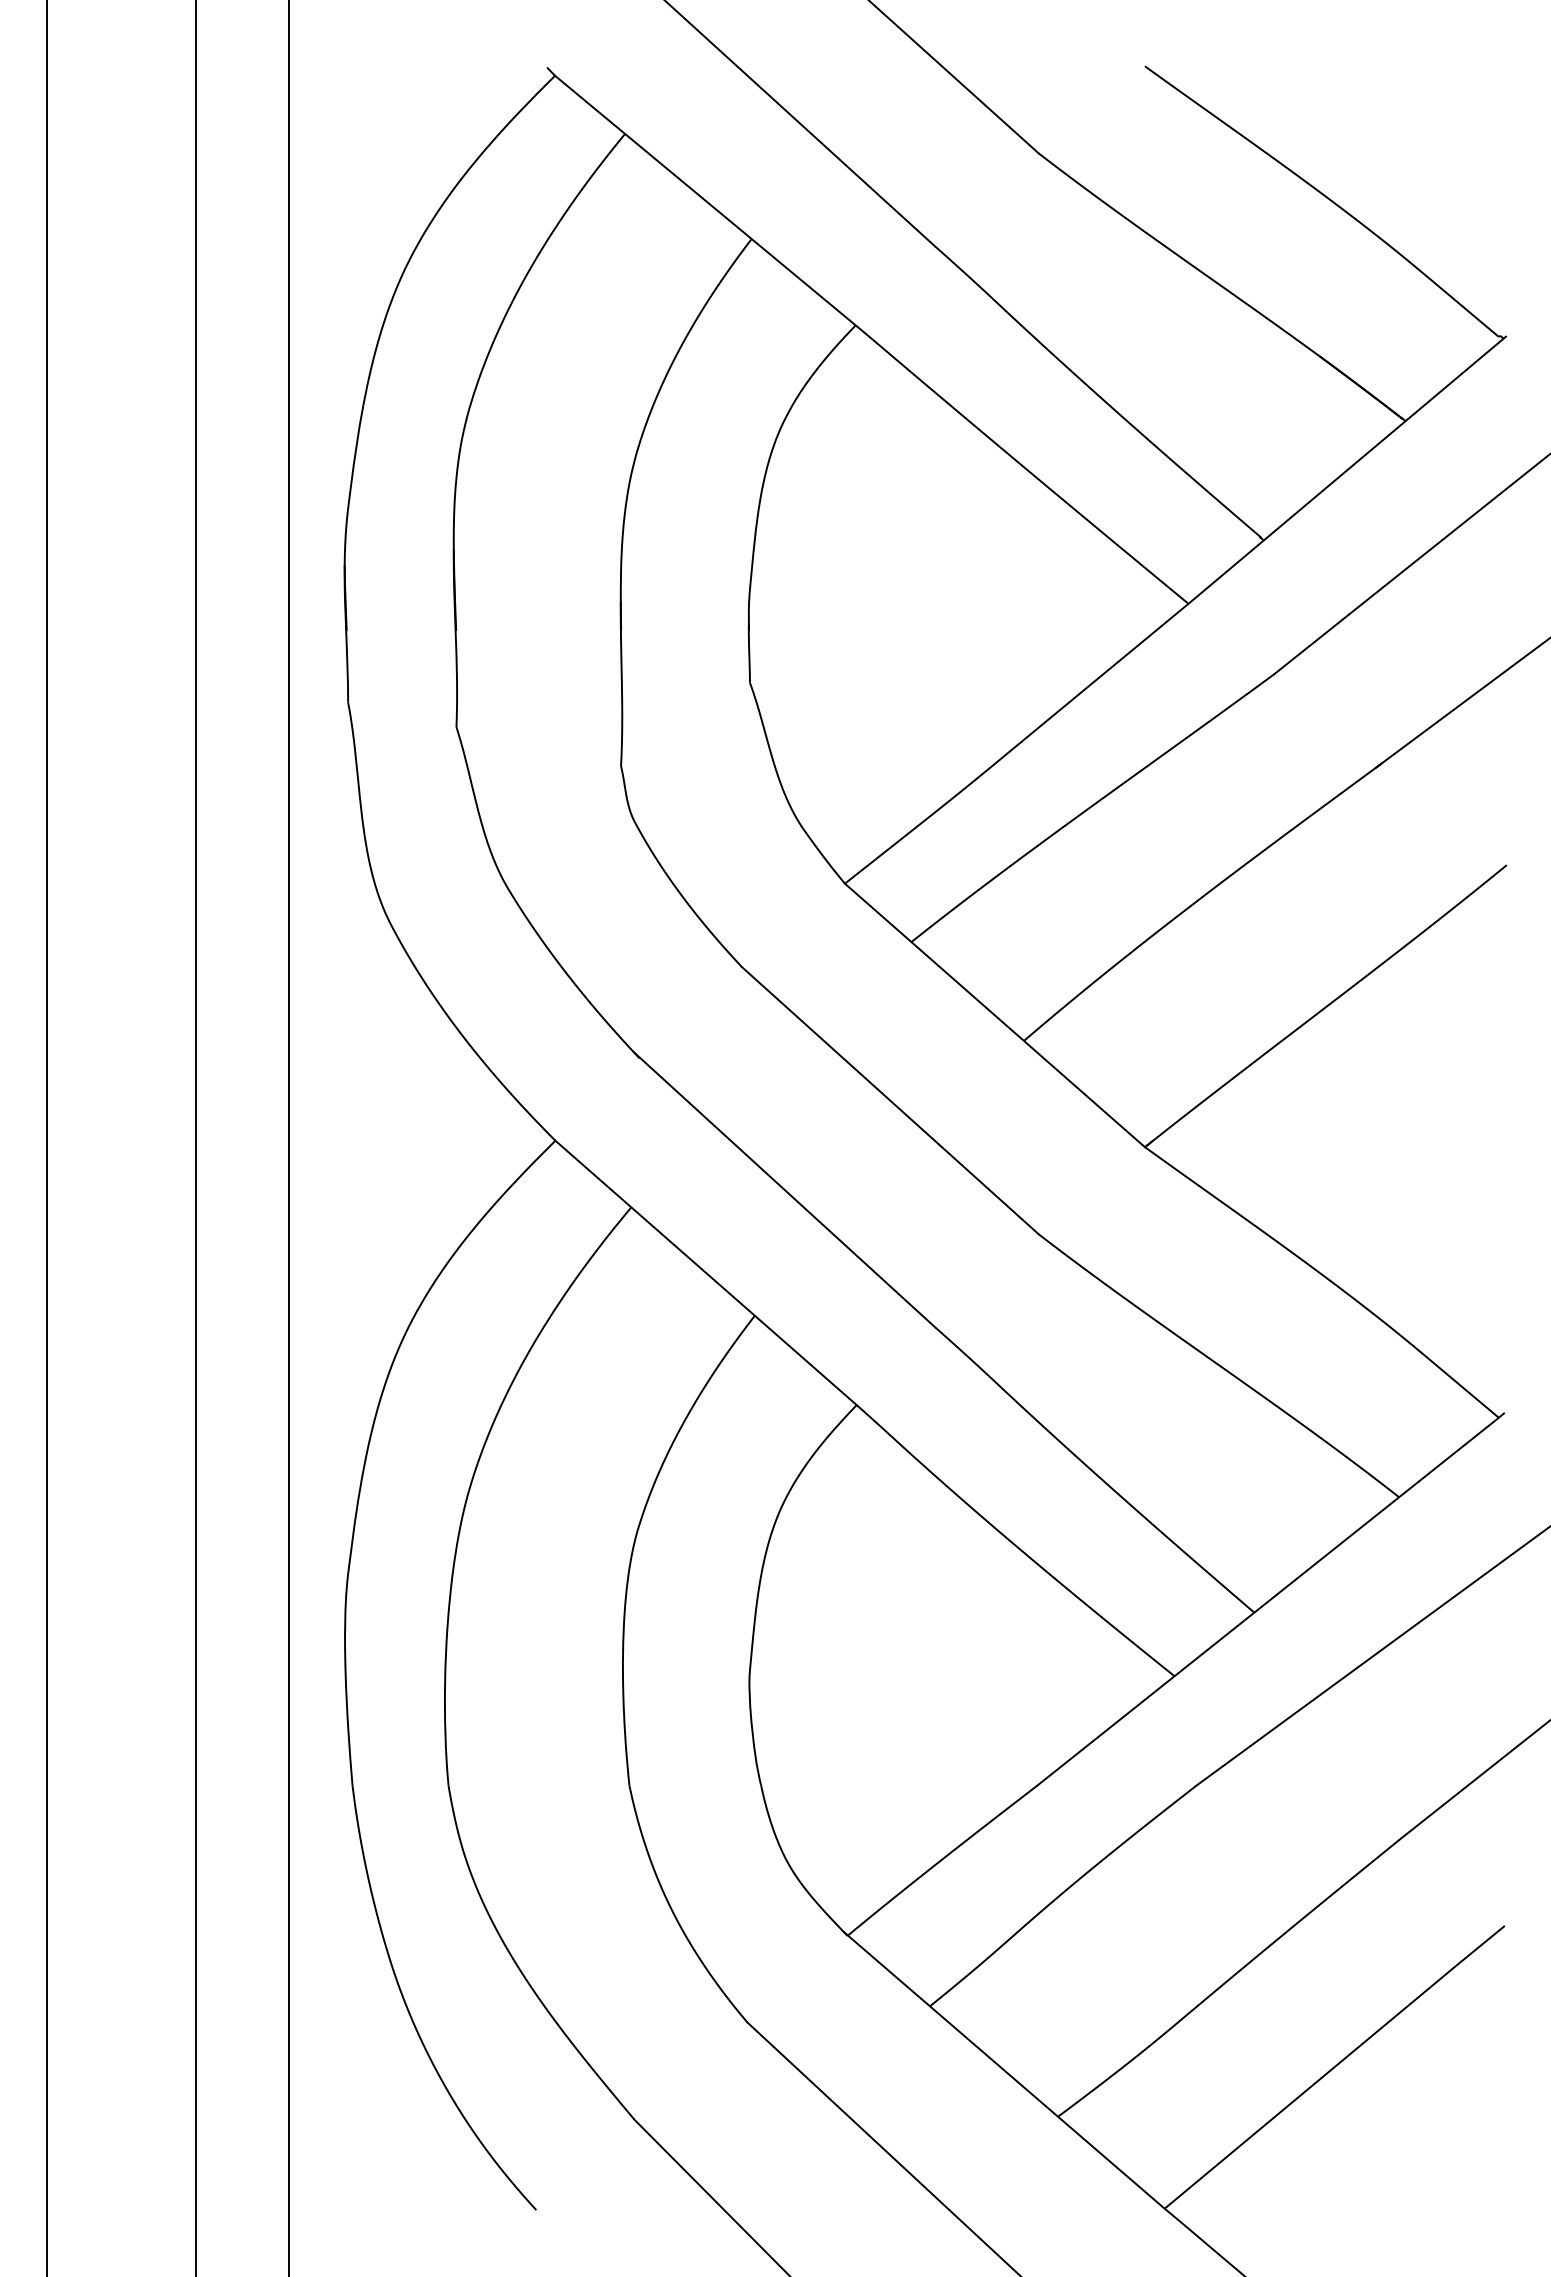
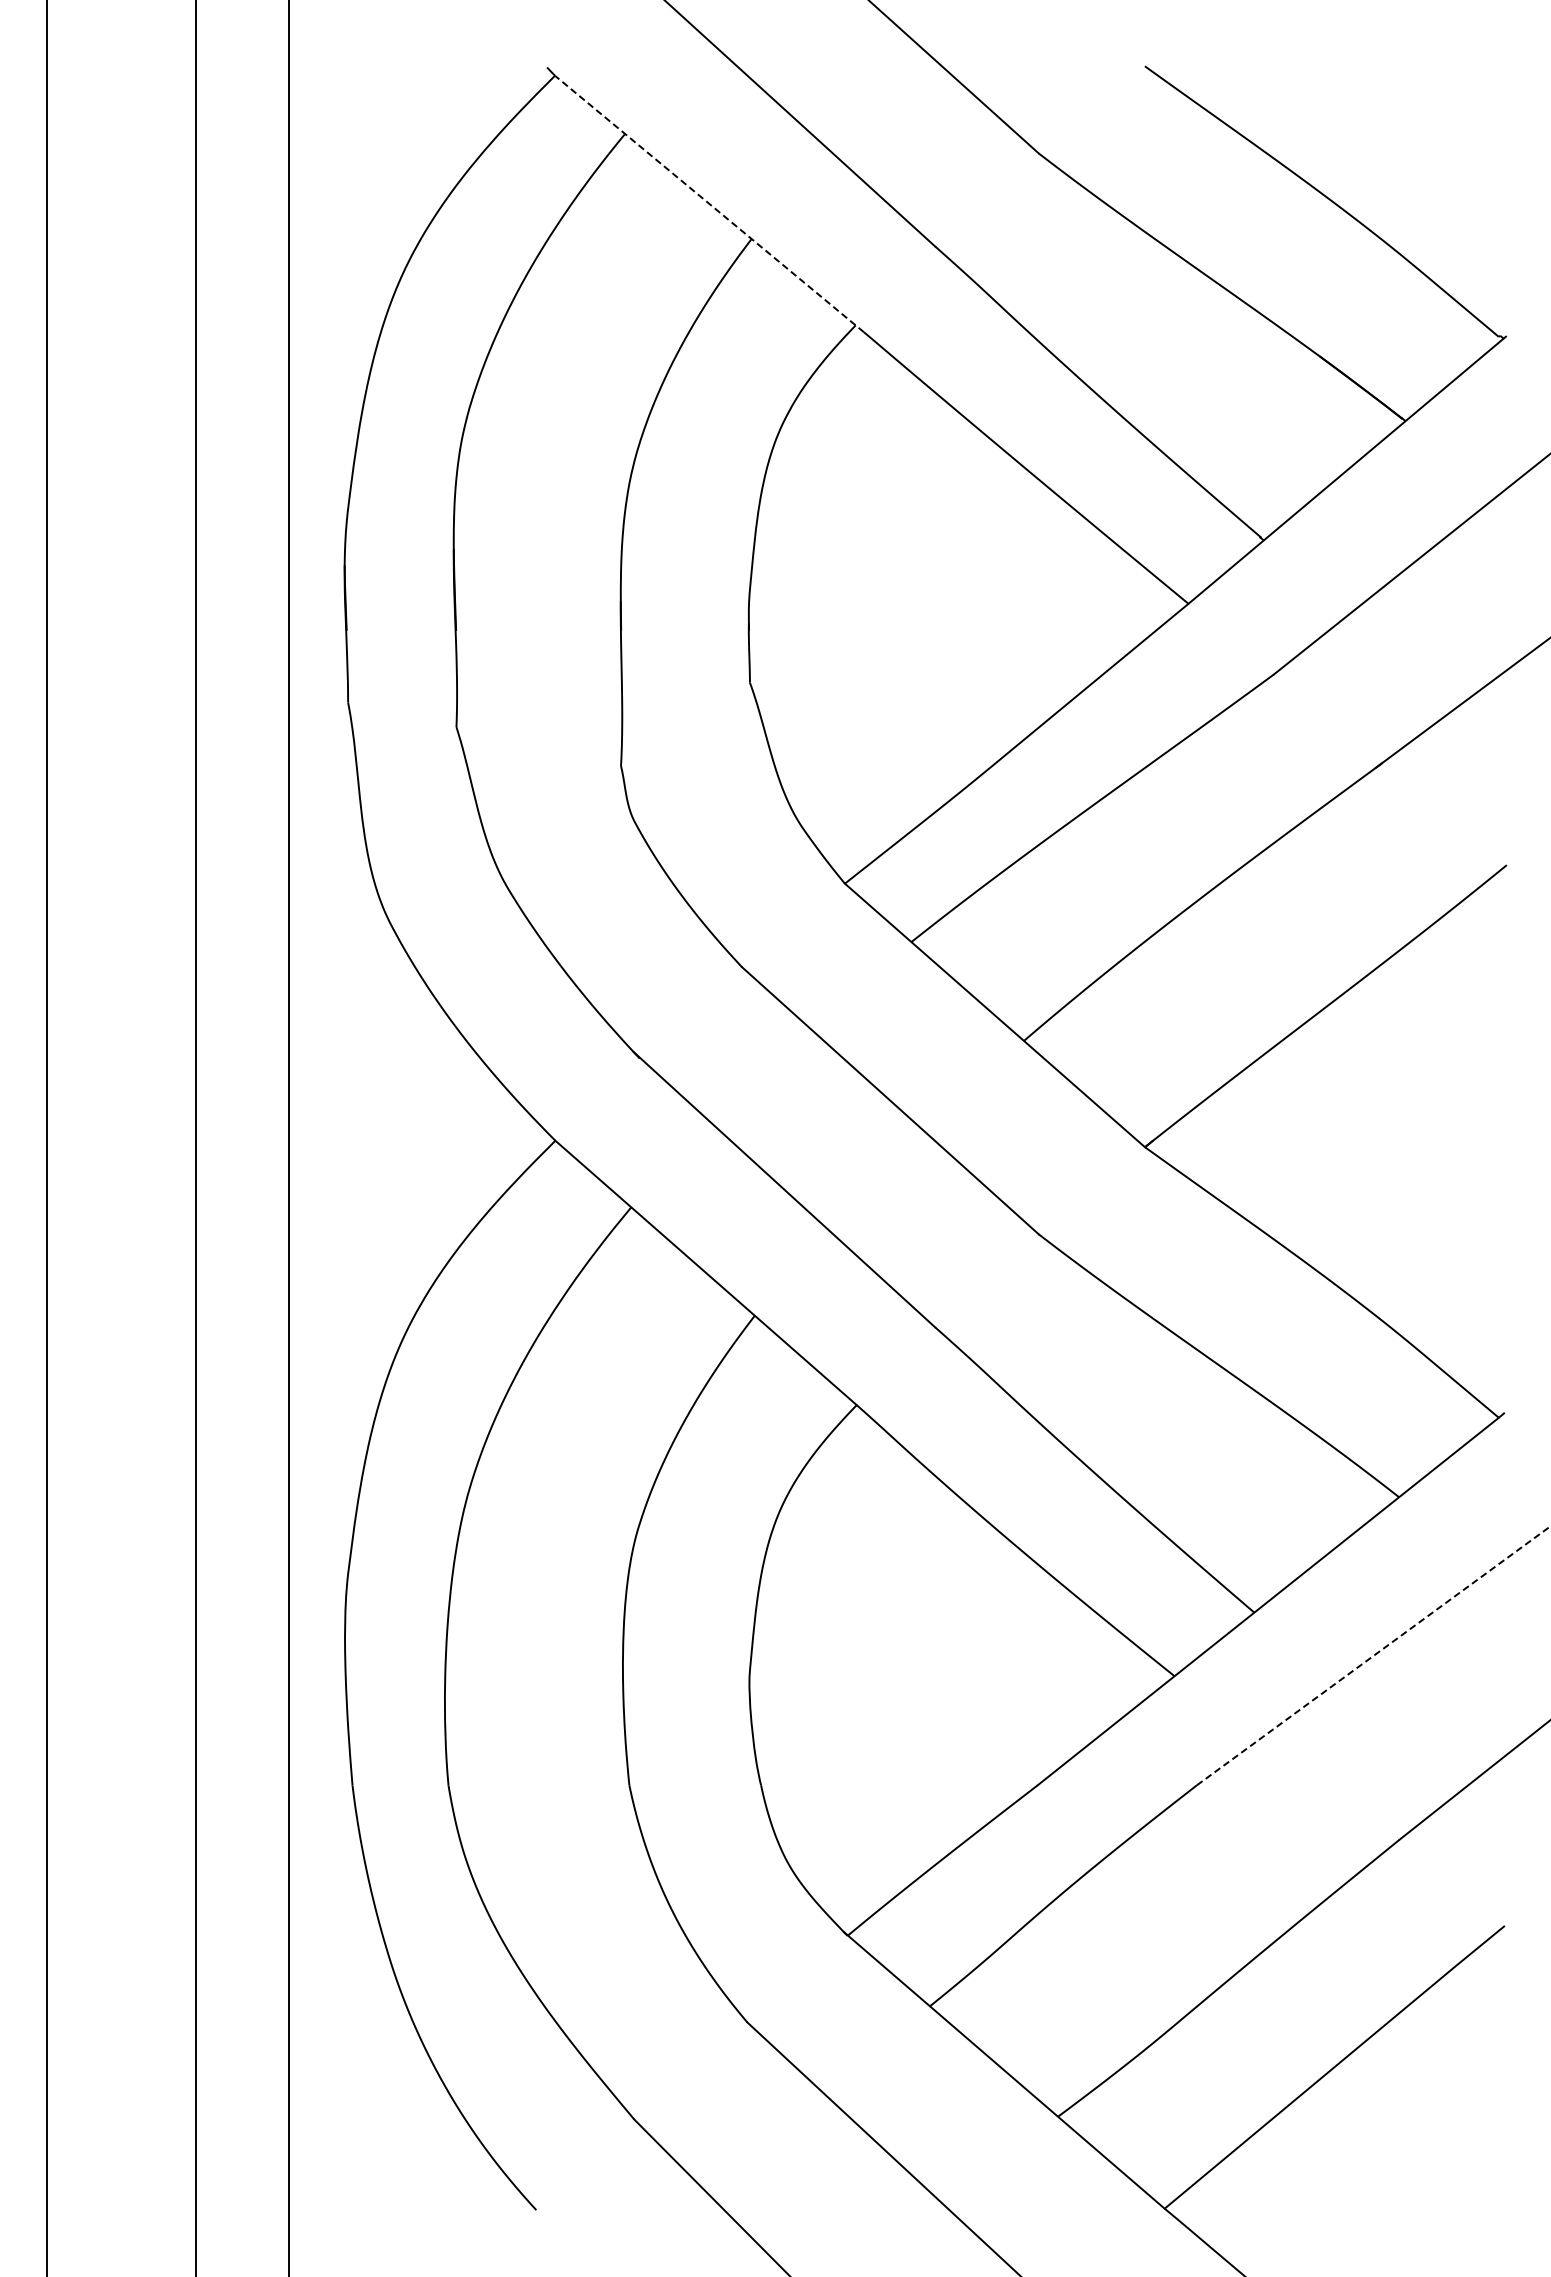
line: solid -> dashed (709, 204)
line: solid -> dashed (1374, 1655)
